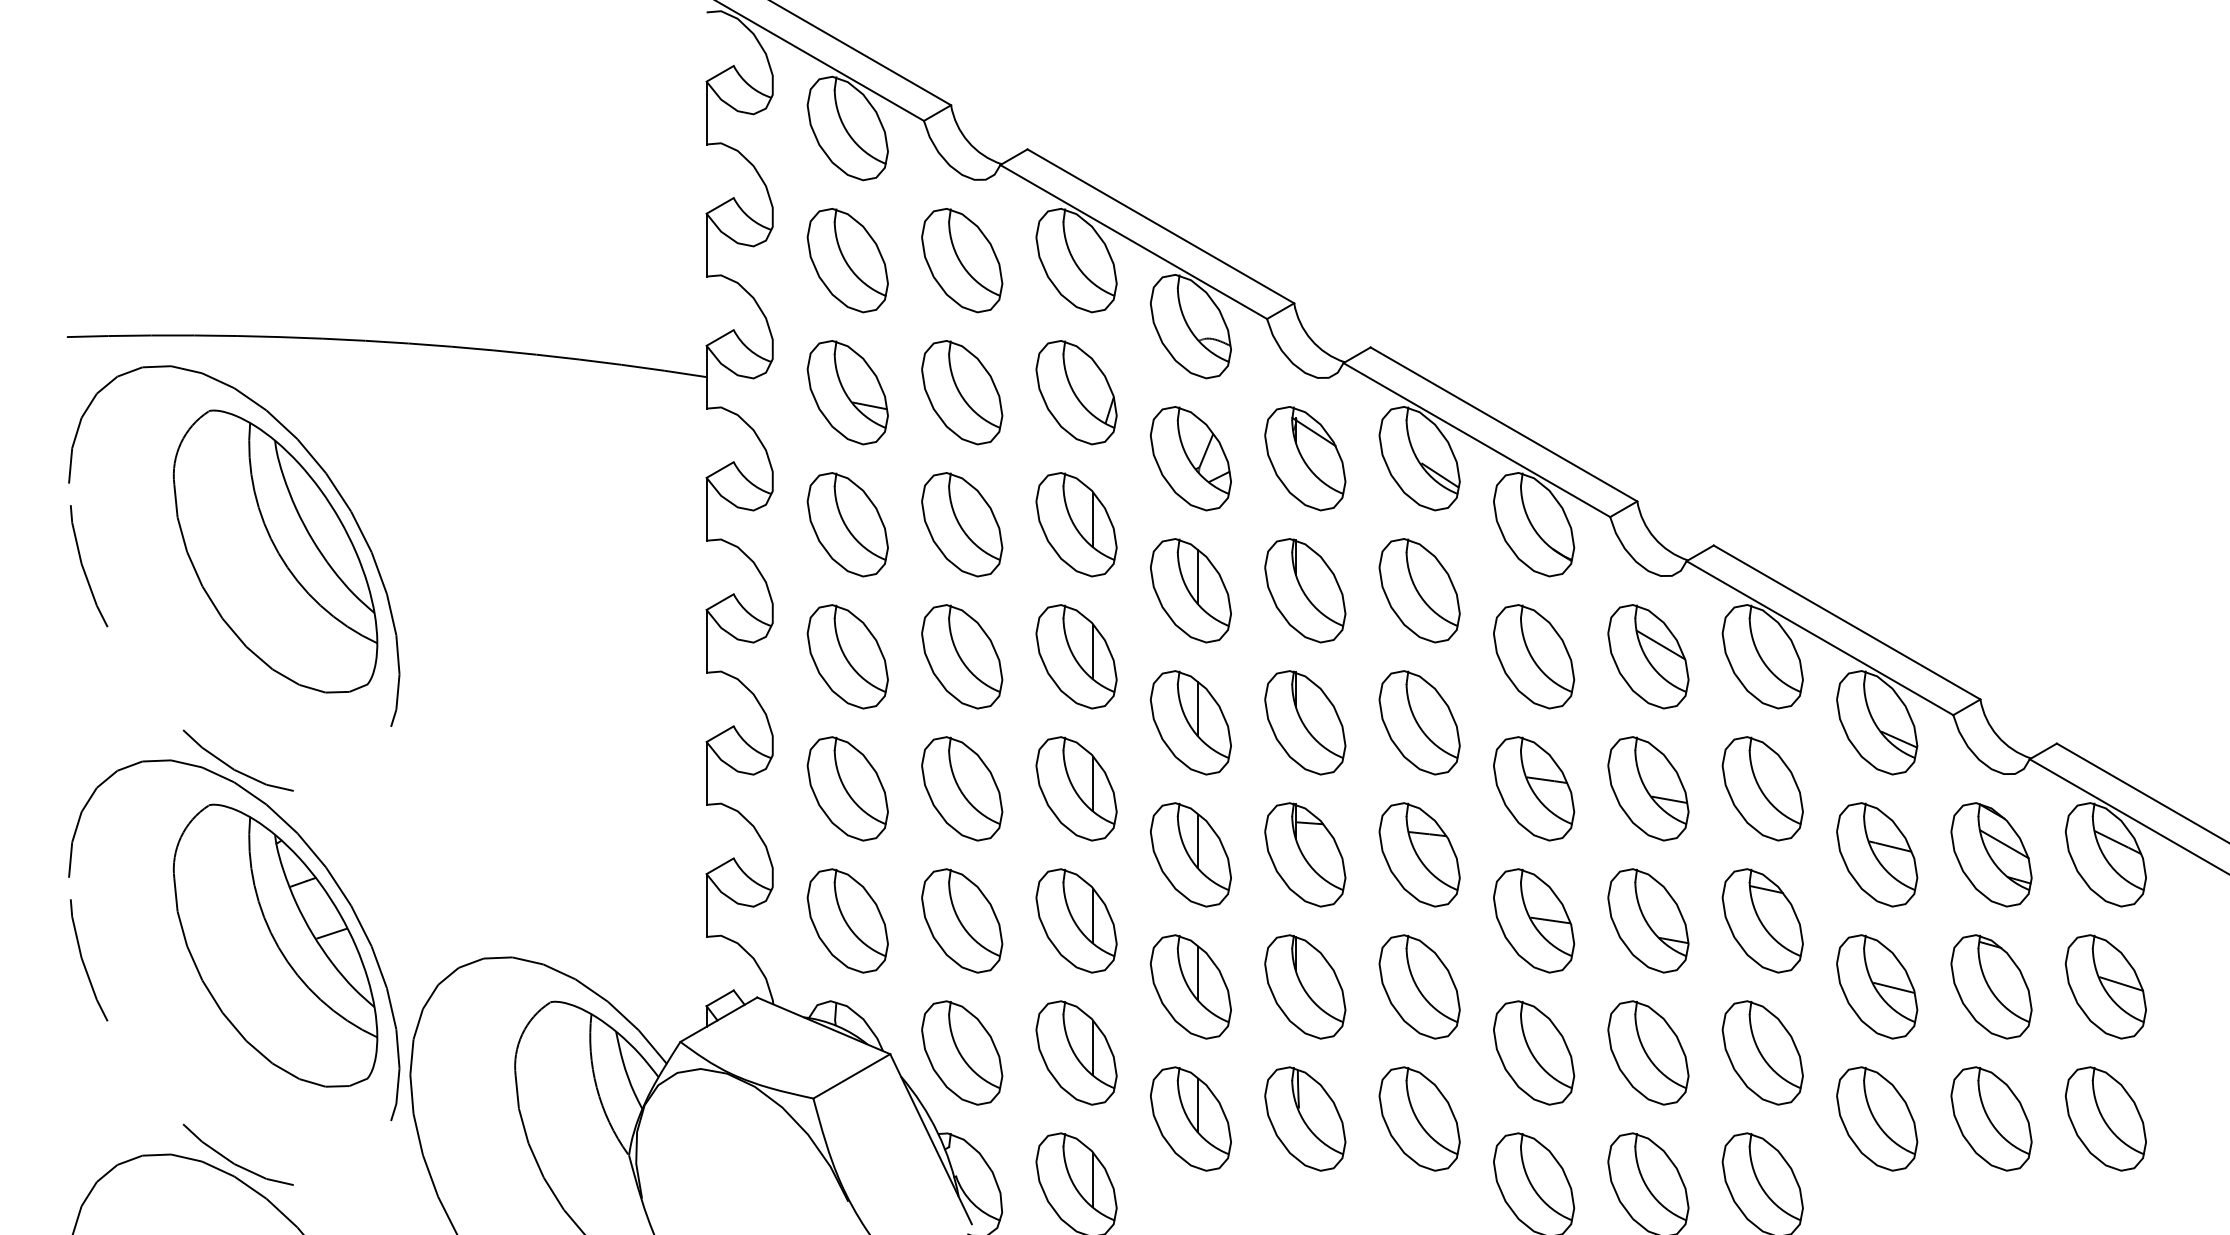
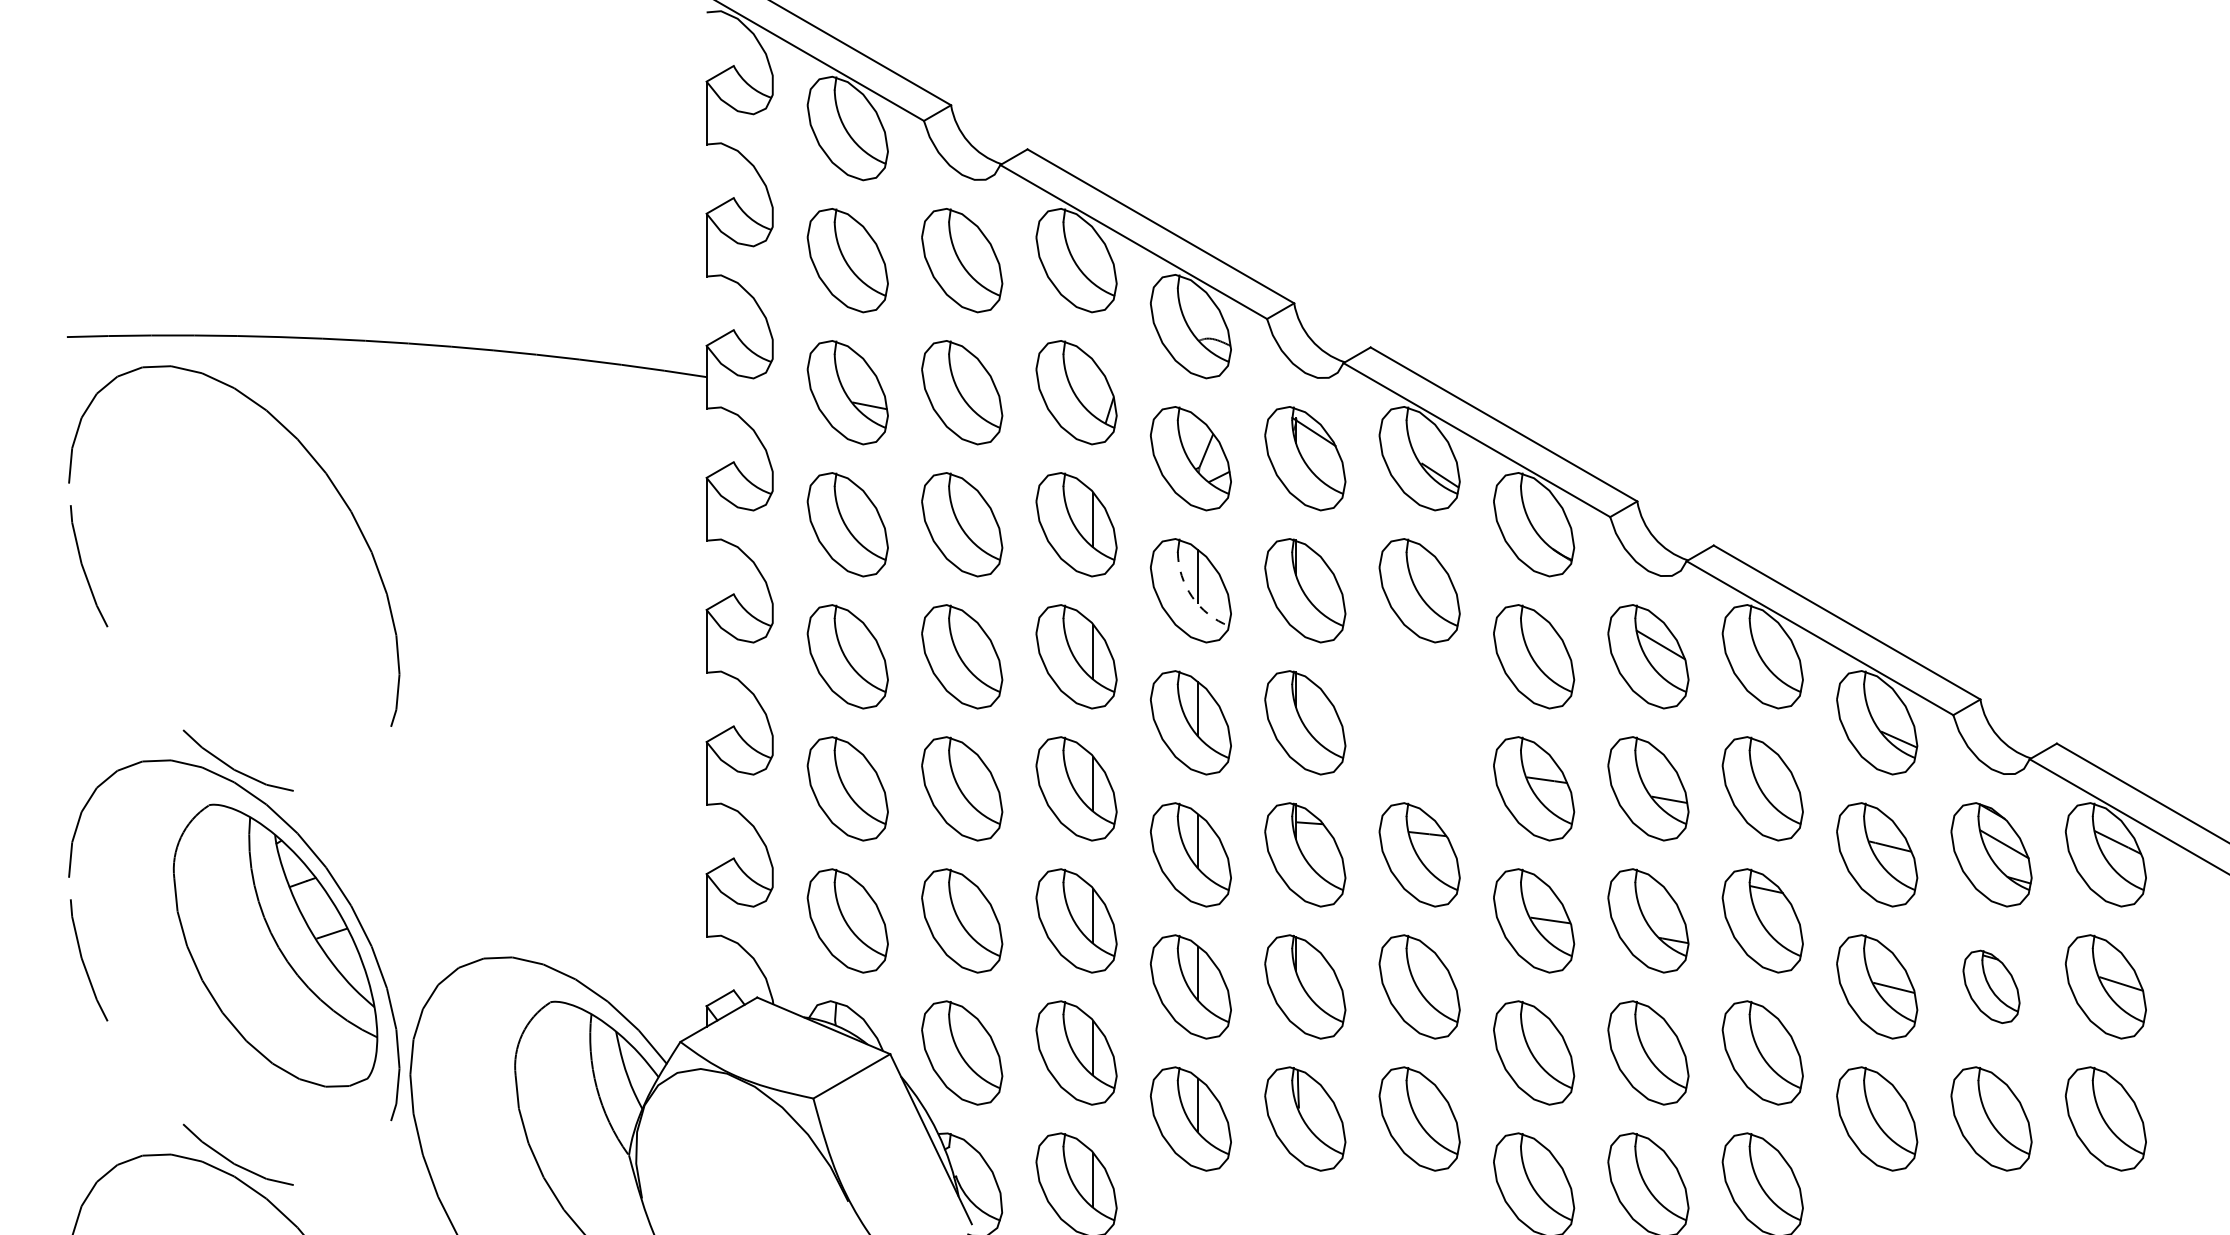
part: present -> none (275, 551)
arc: solid -> dashed (1192, 596)
part: present -> none (1419, 722)
part size: 83x106 px -> 59x75 px (1991, 986)
